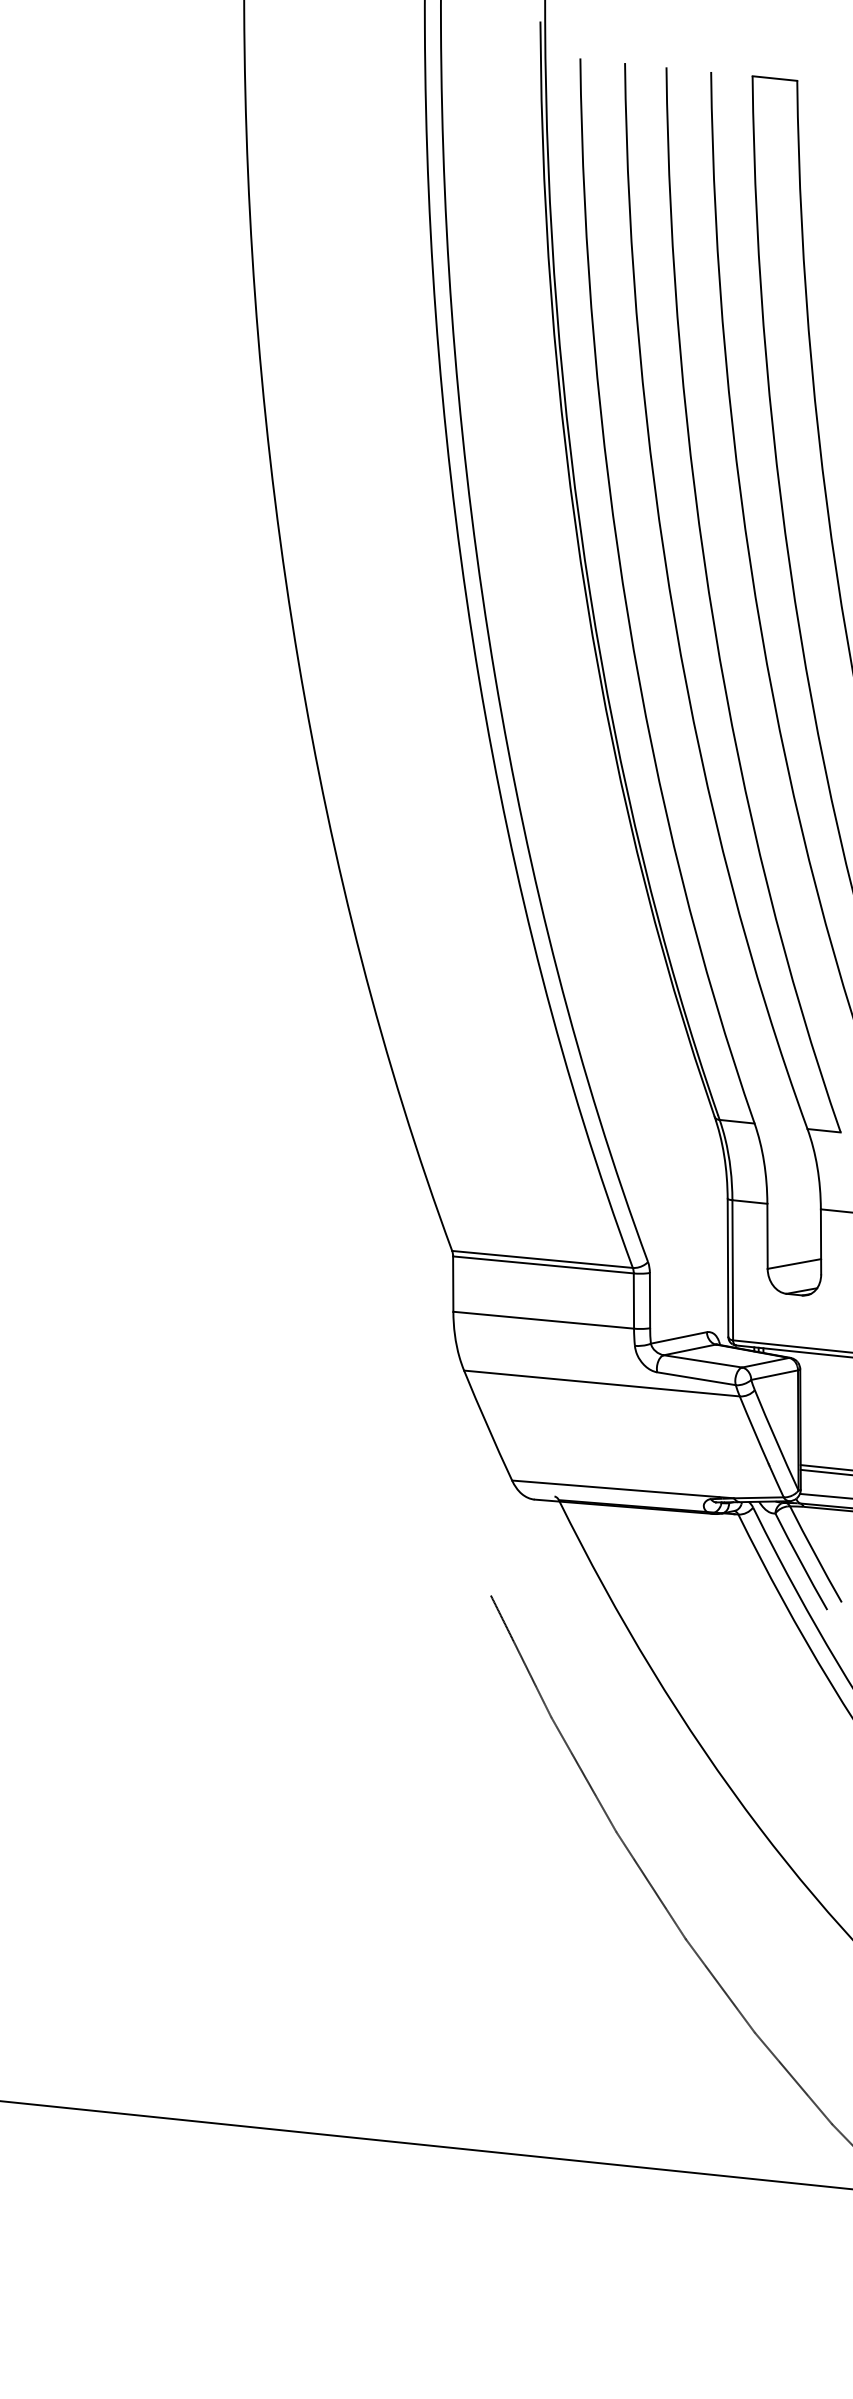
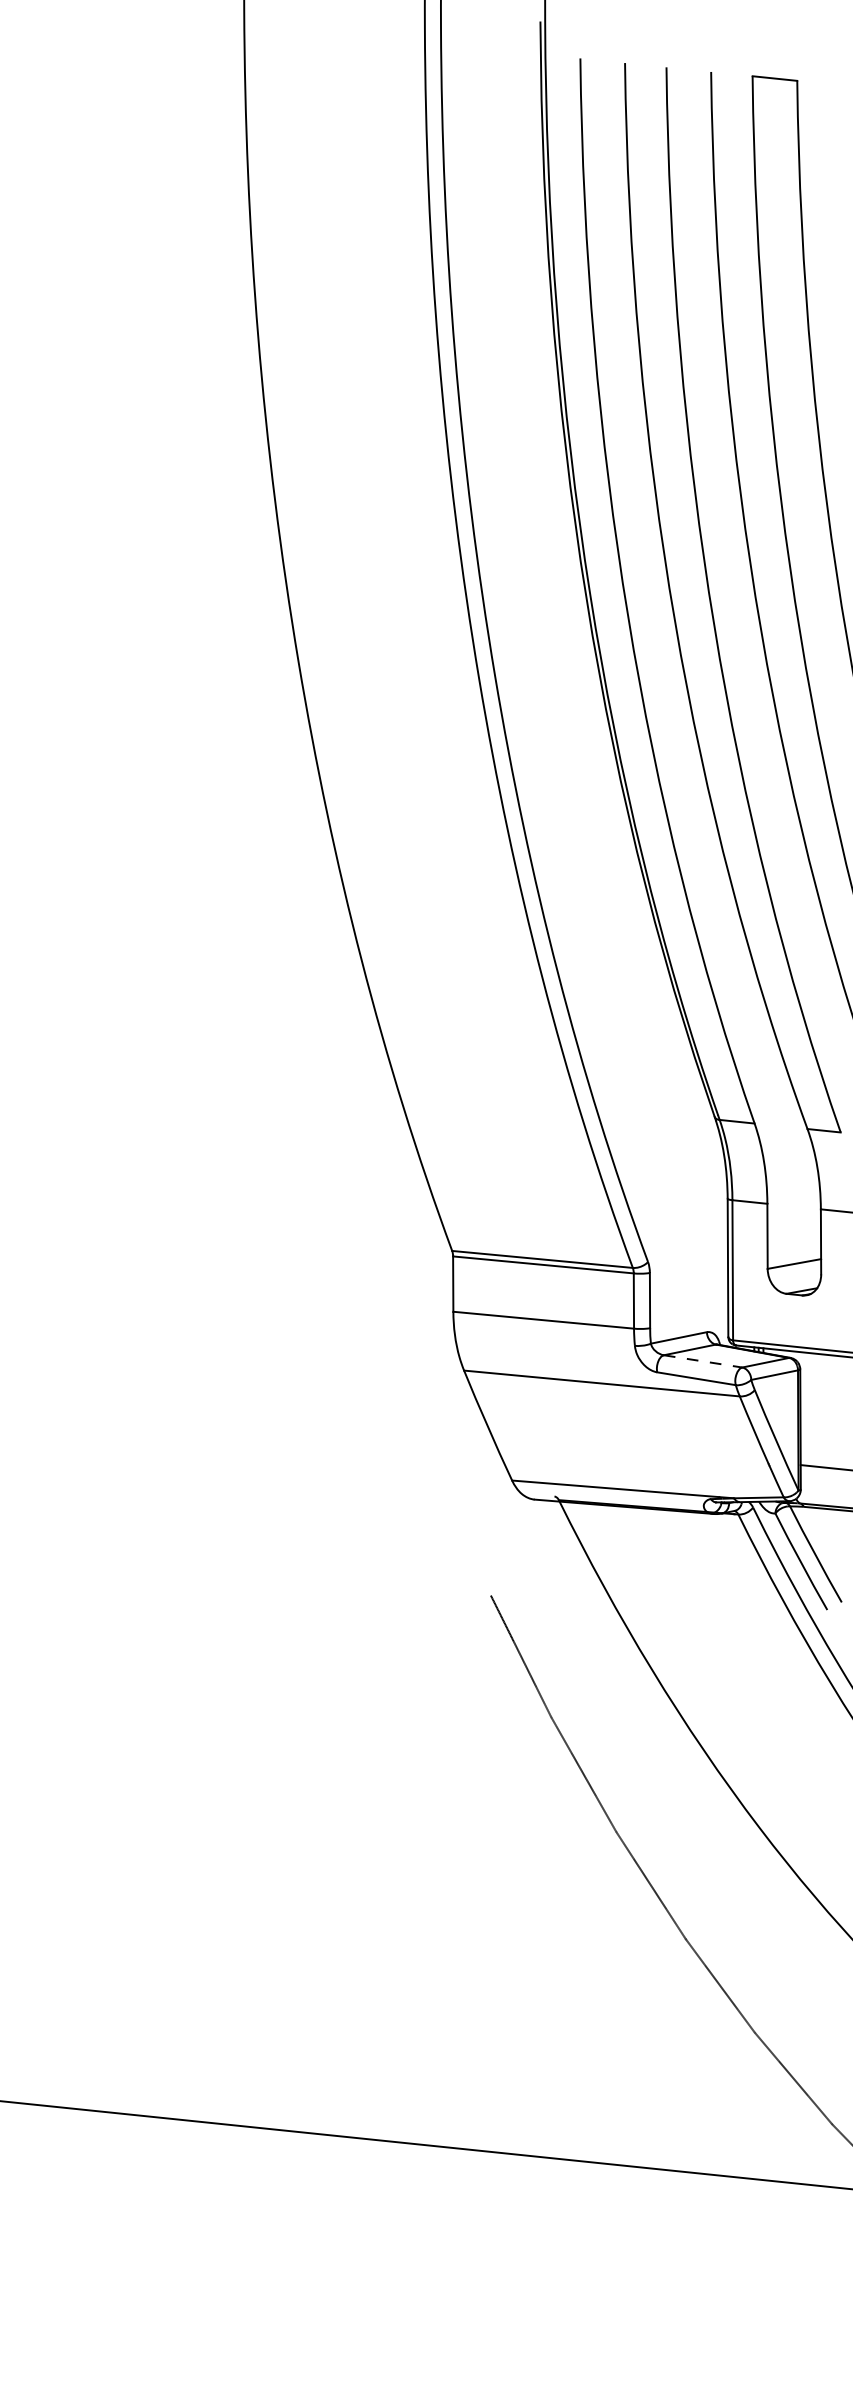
line: solid -> dashed (703, 1361)
line: present -> none (824, 1471)
line: present -> none (824, 1495)
